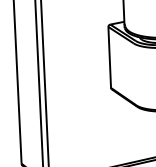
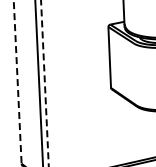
line: solid -> dashed (17, 81)
line: solid -> dashed (44, 83)
